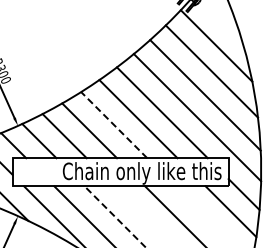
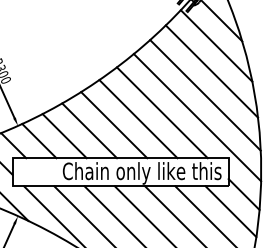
line: none -> present (222, 21)
line: dashed -> solid (114, 125)
line: none -> present (143, 215)
line: none -> present (204, 215)
line: dashed -> solid (114, 216)
